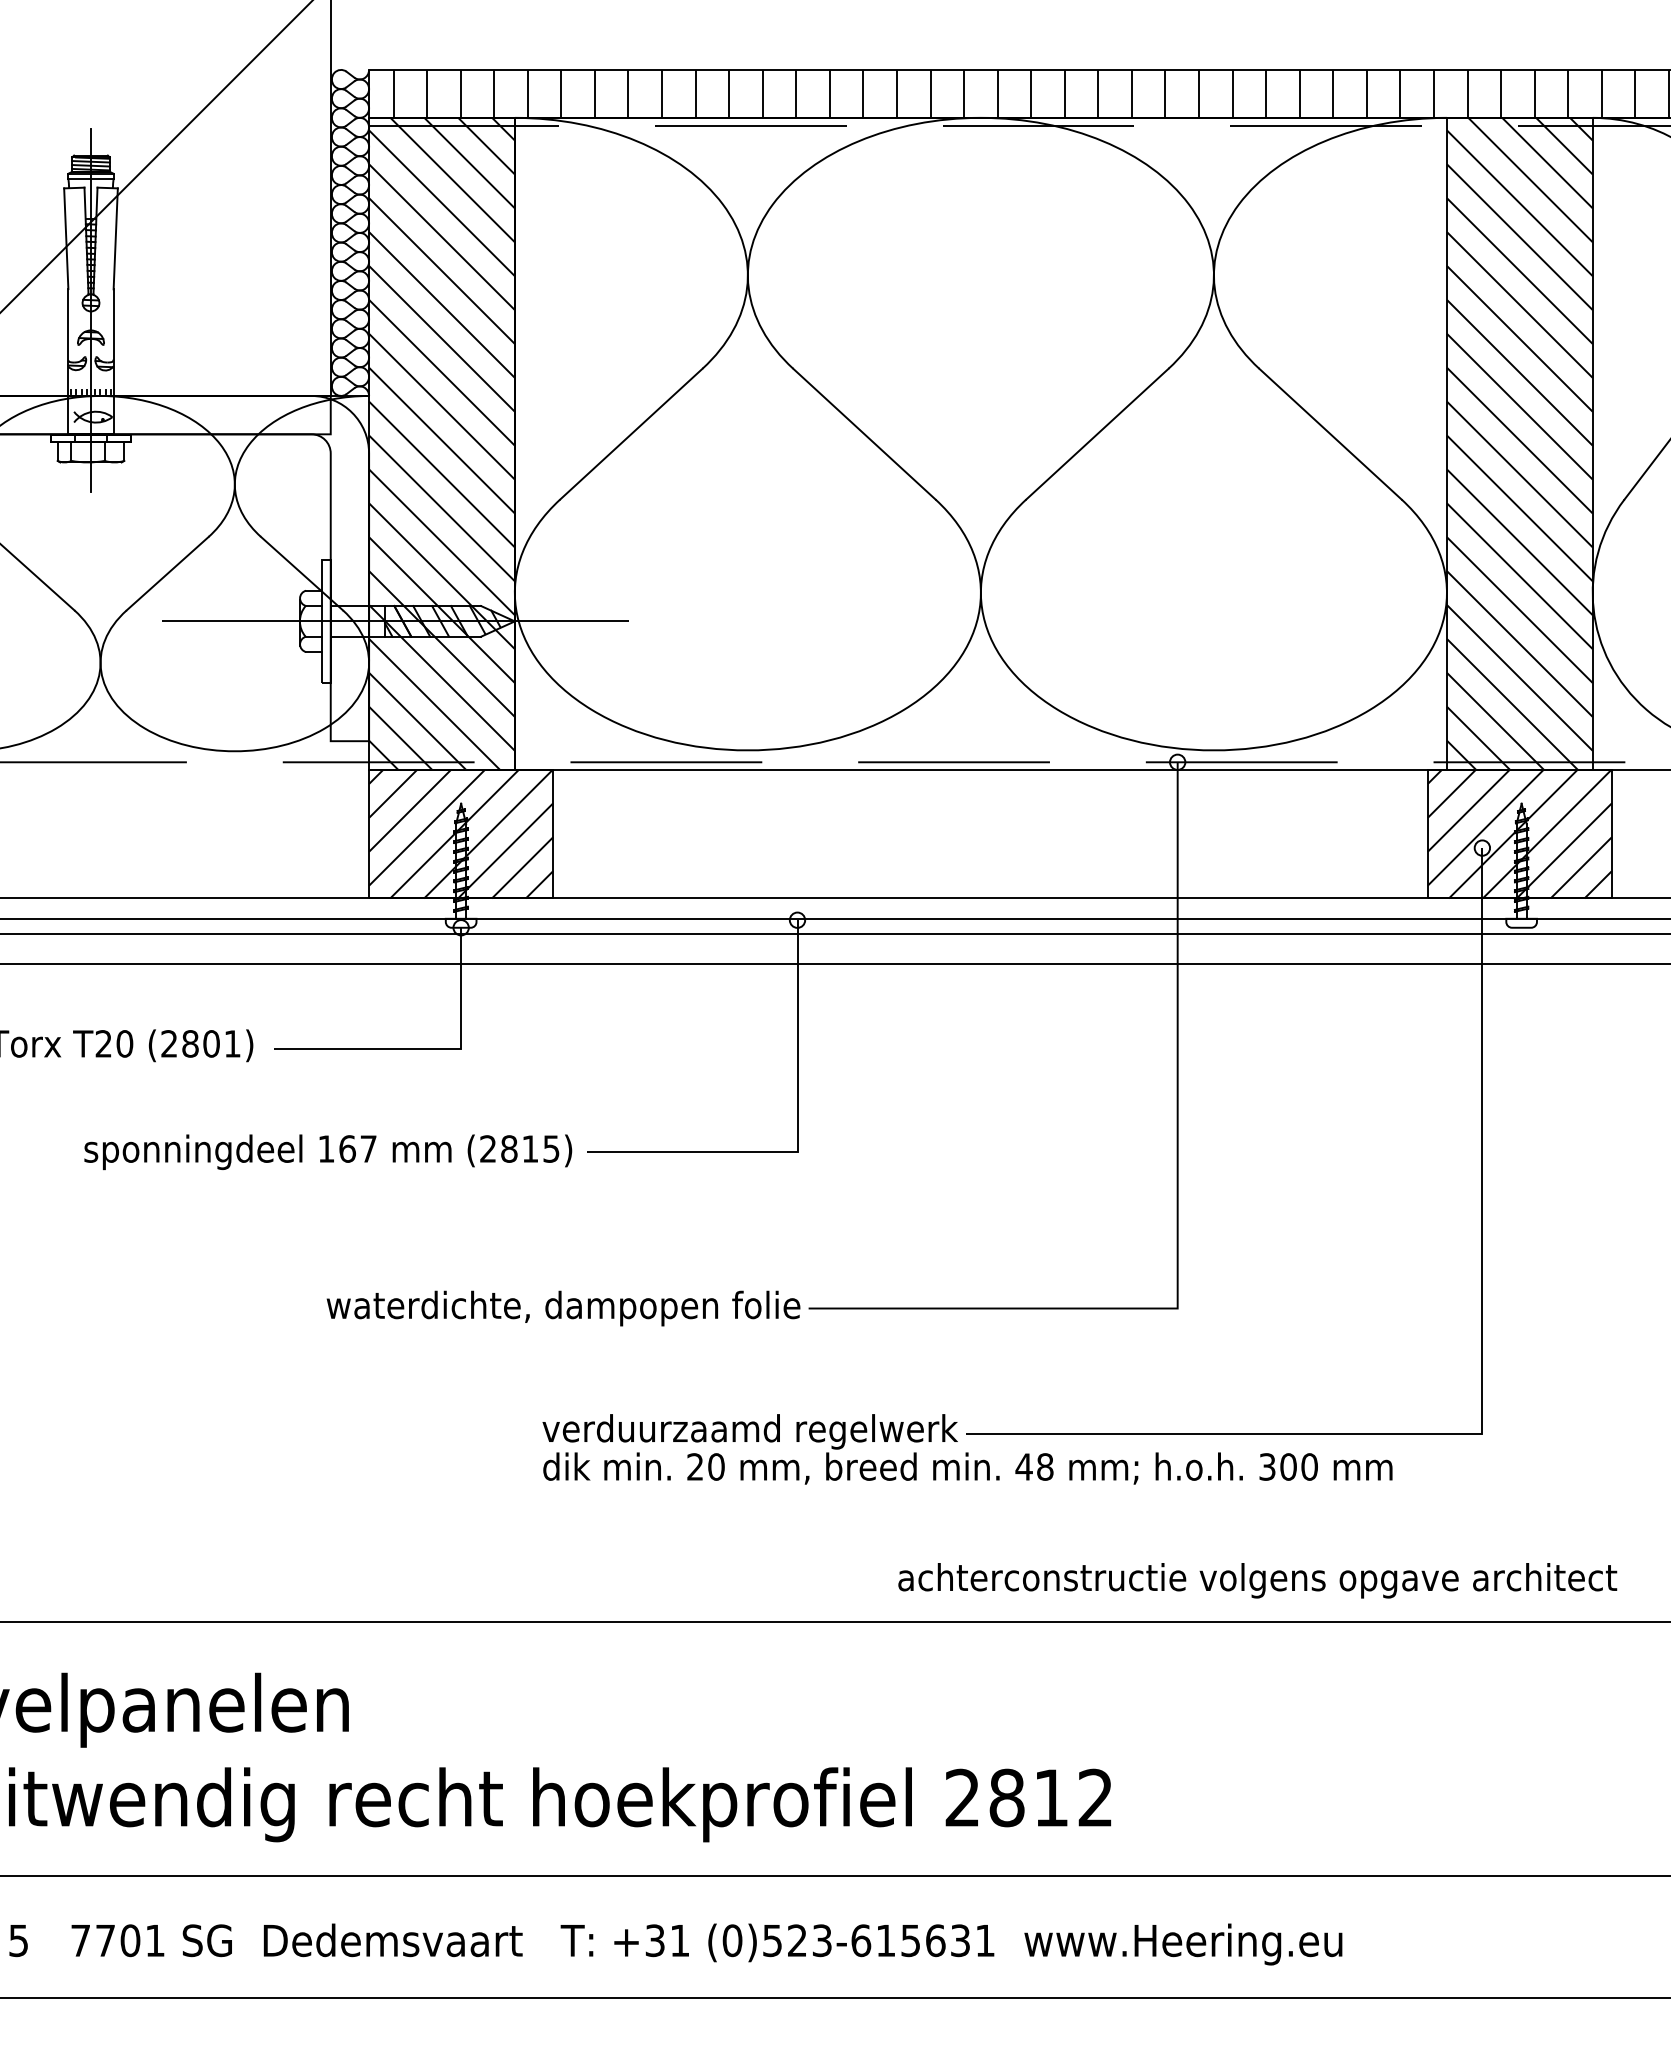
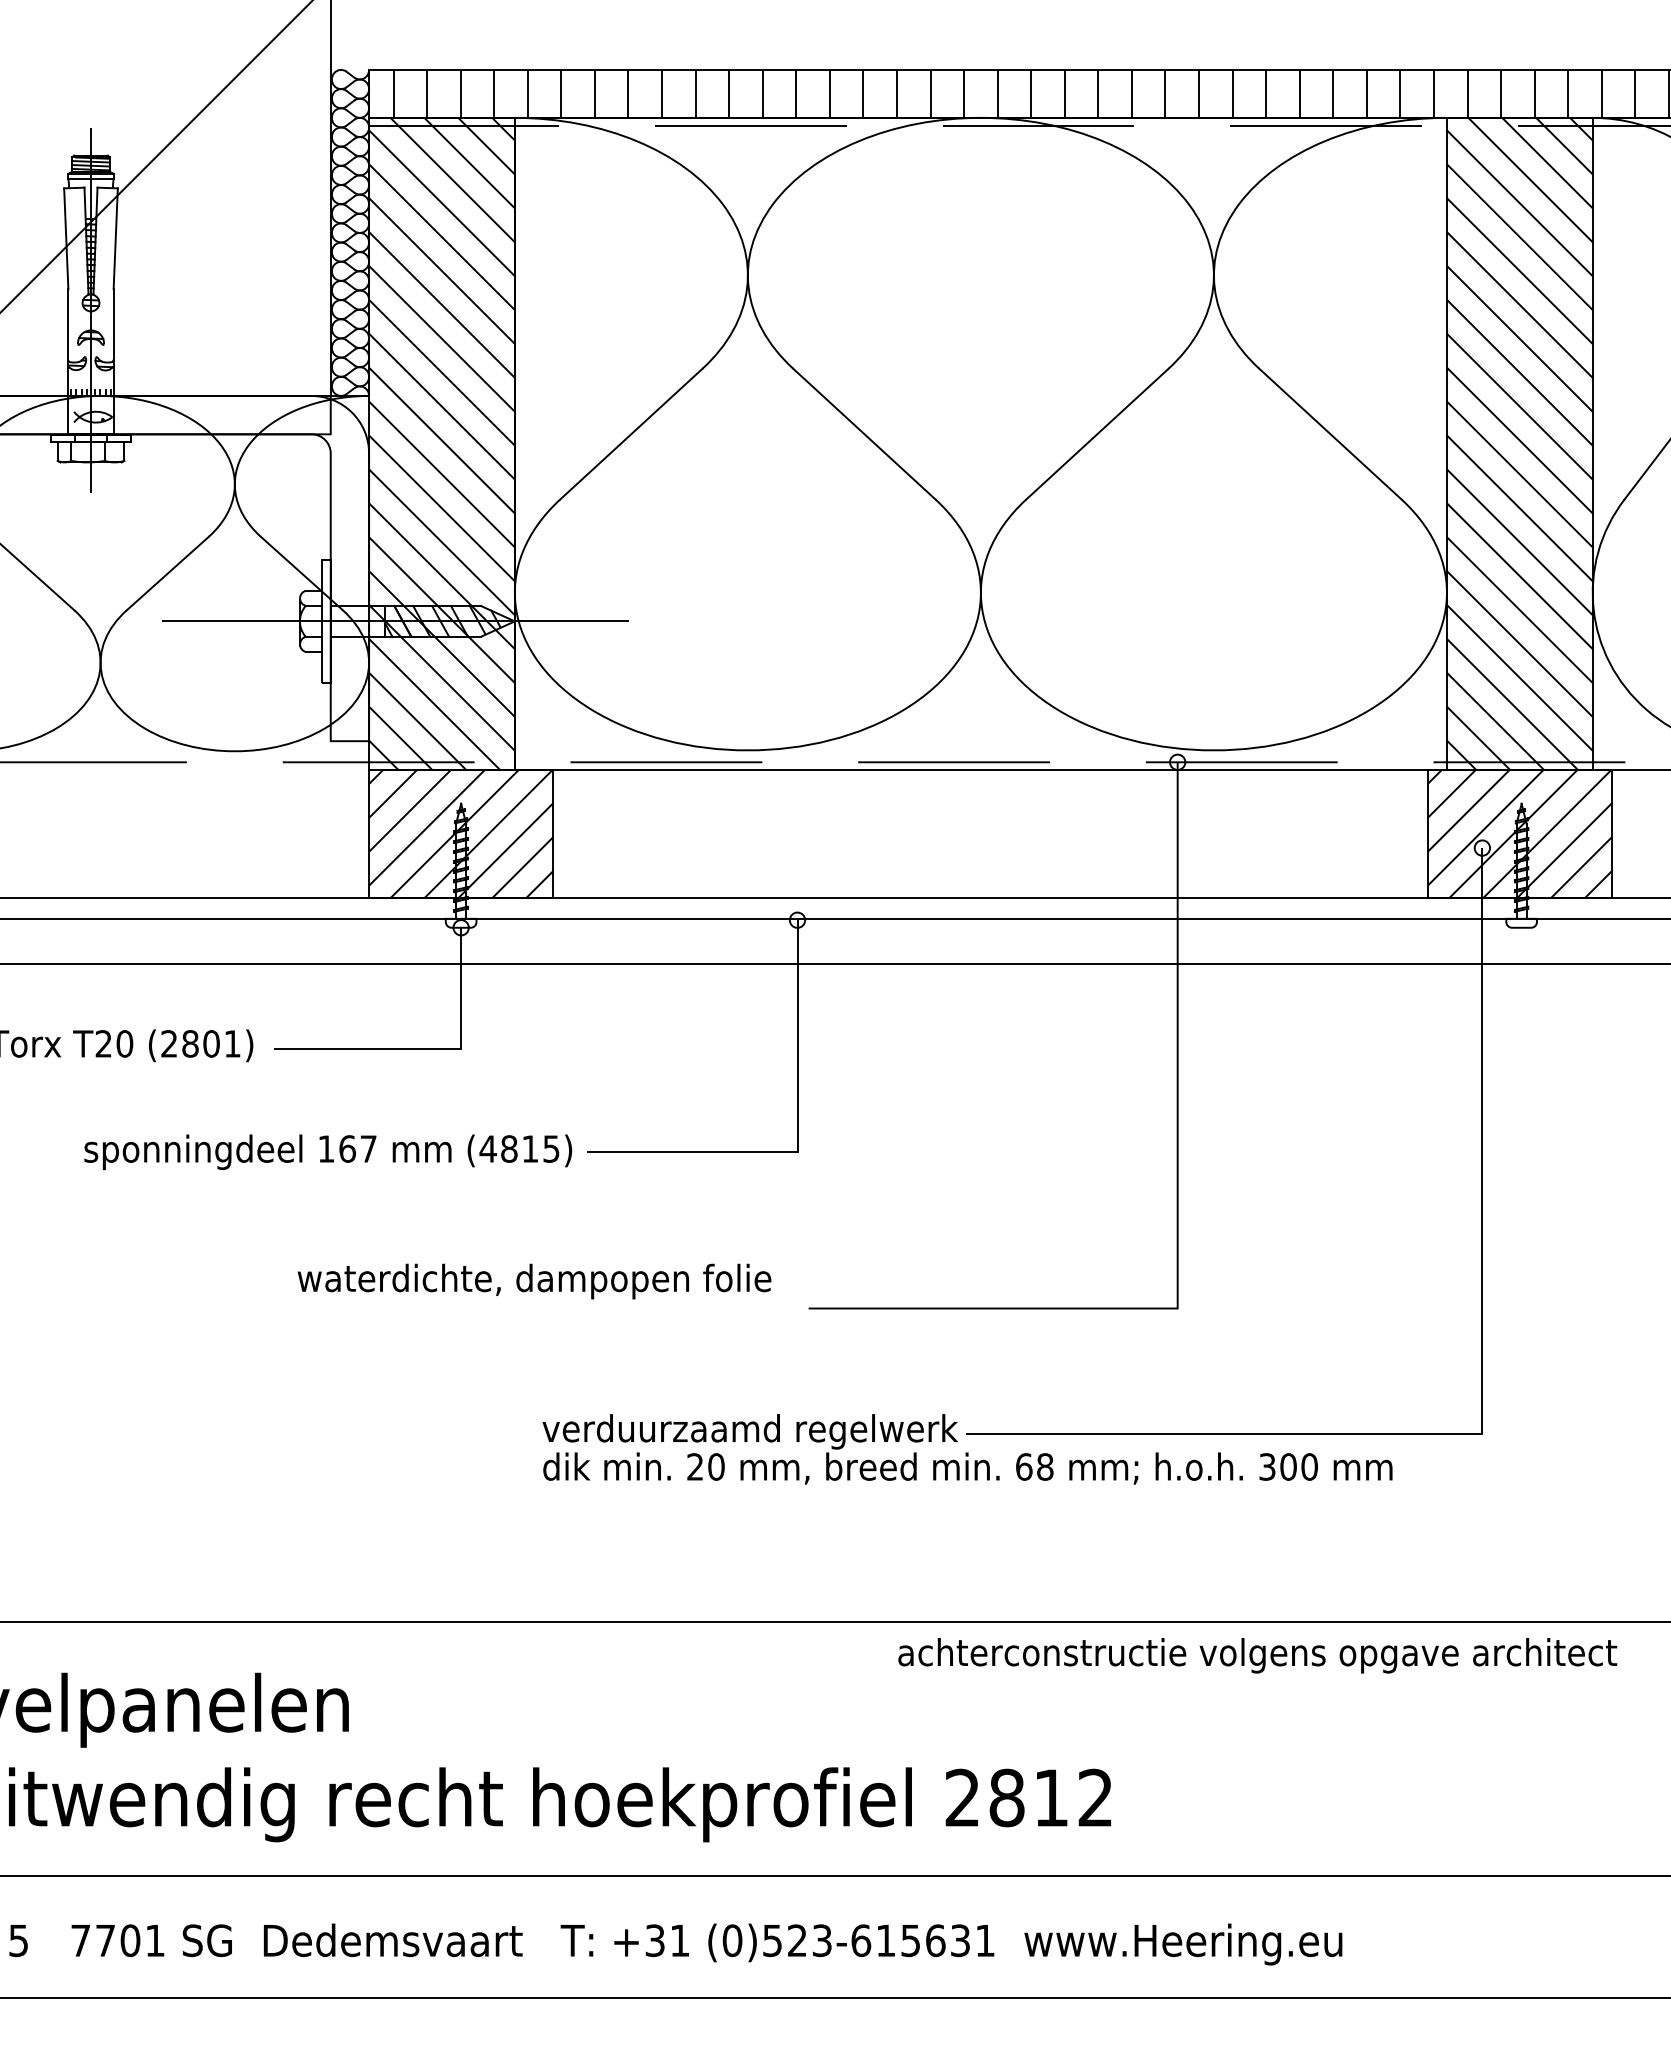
line: present -> none (834, 934)
text: (2815) -> (4815) (487, 1148)
text position: (563, 1308) -> (534, 1281) (534, 1281)
text: 48 -> 68 (1023, 1466)
text position: (1257, 1580) -> (1257, 1655) (1257, 1655)
